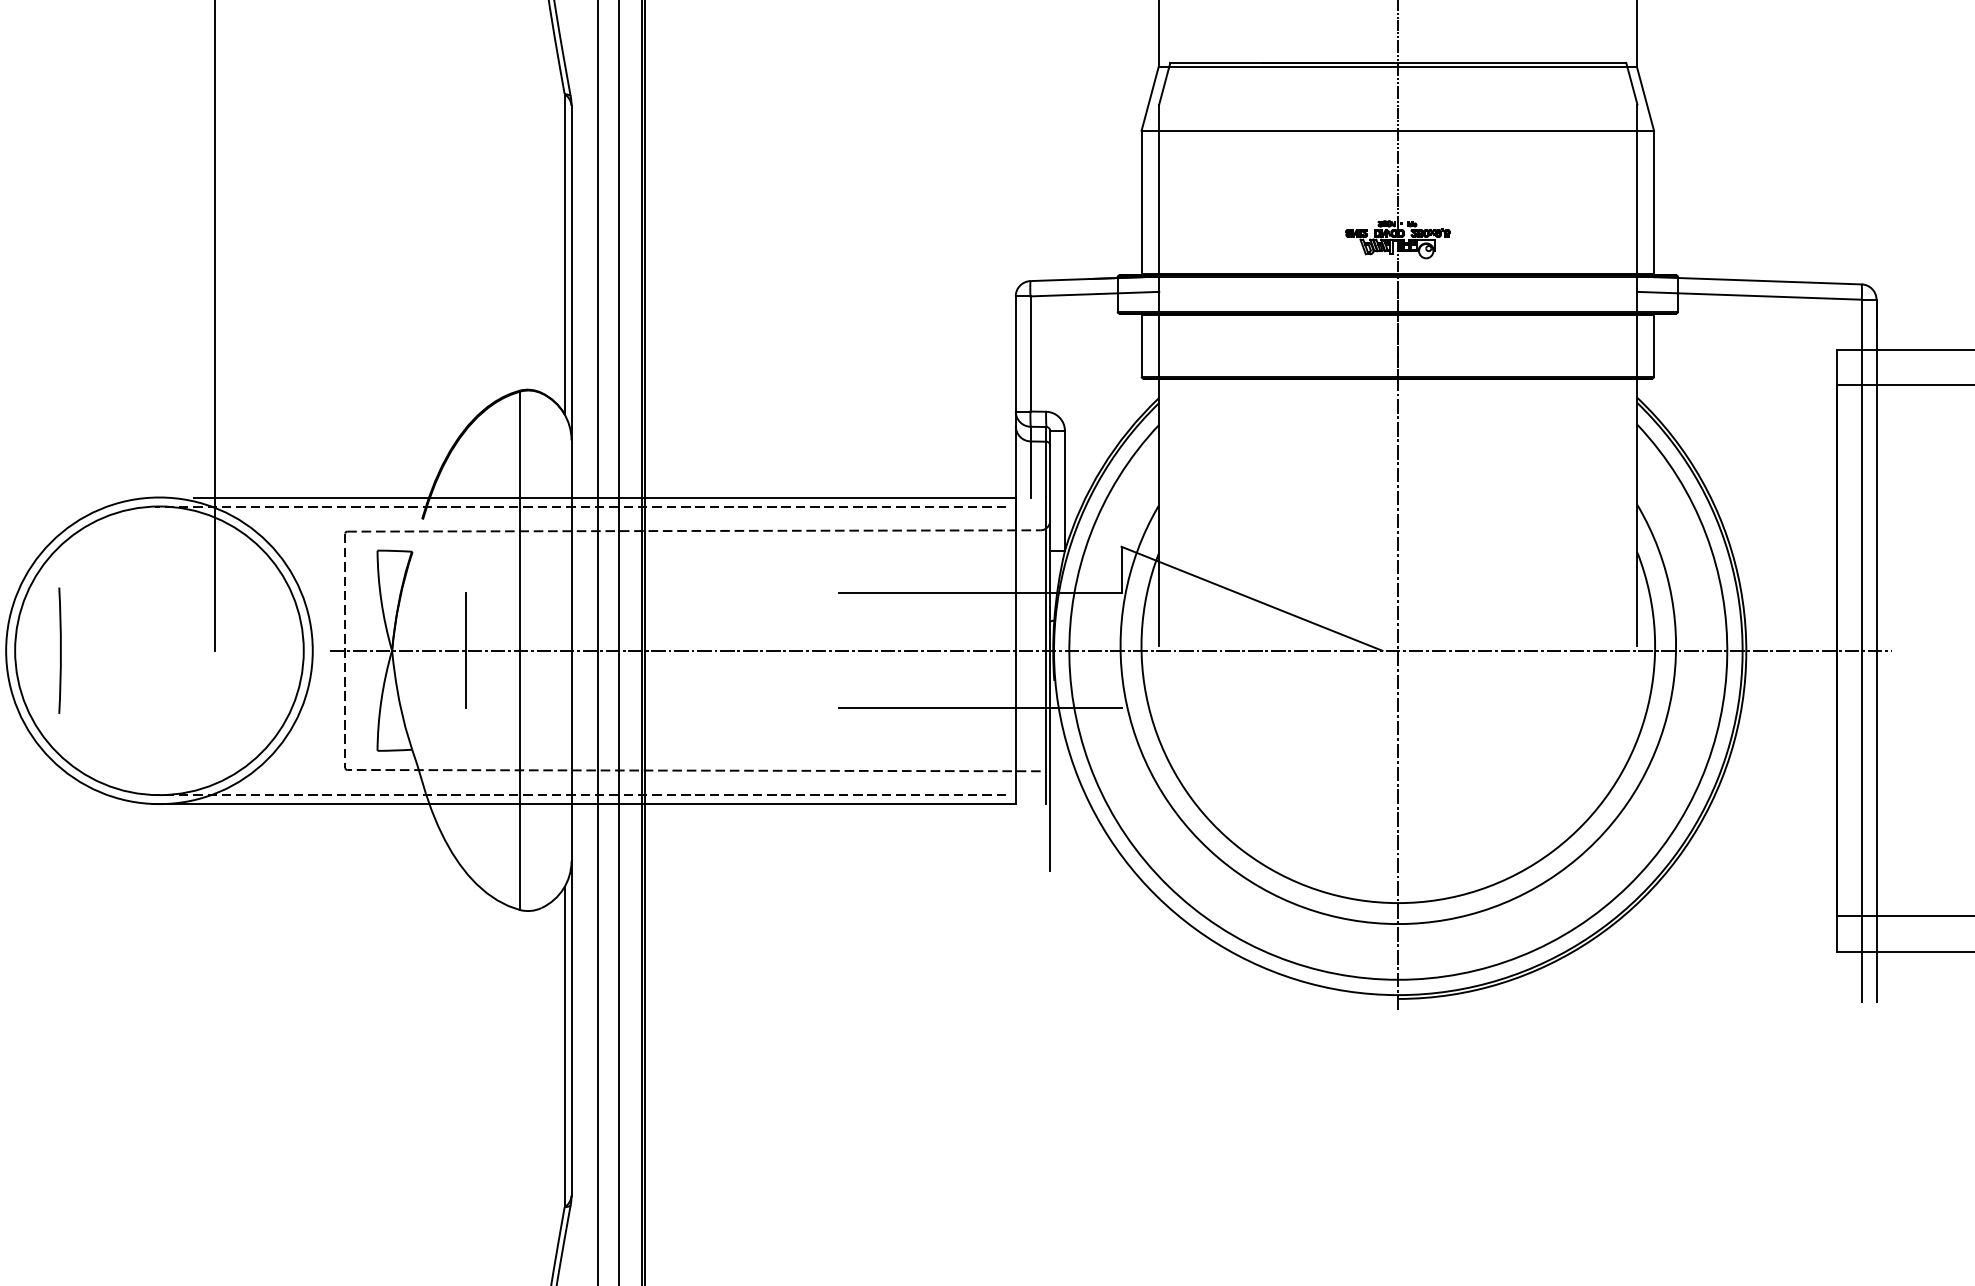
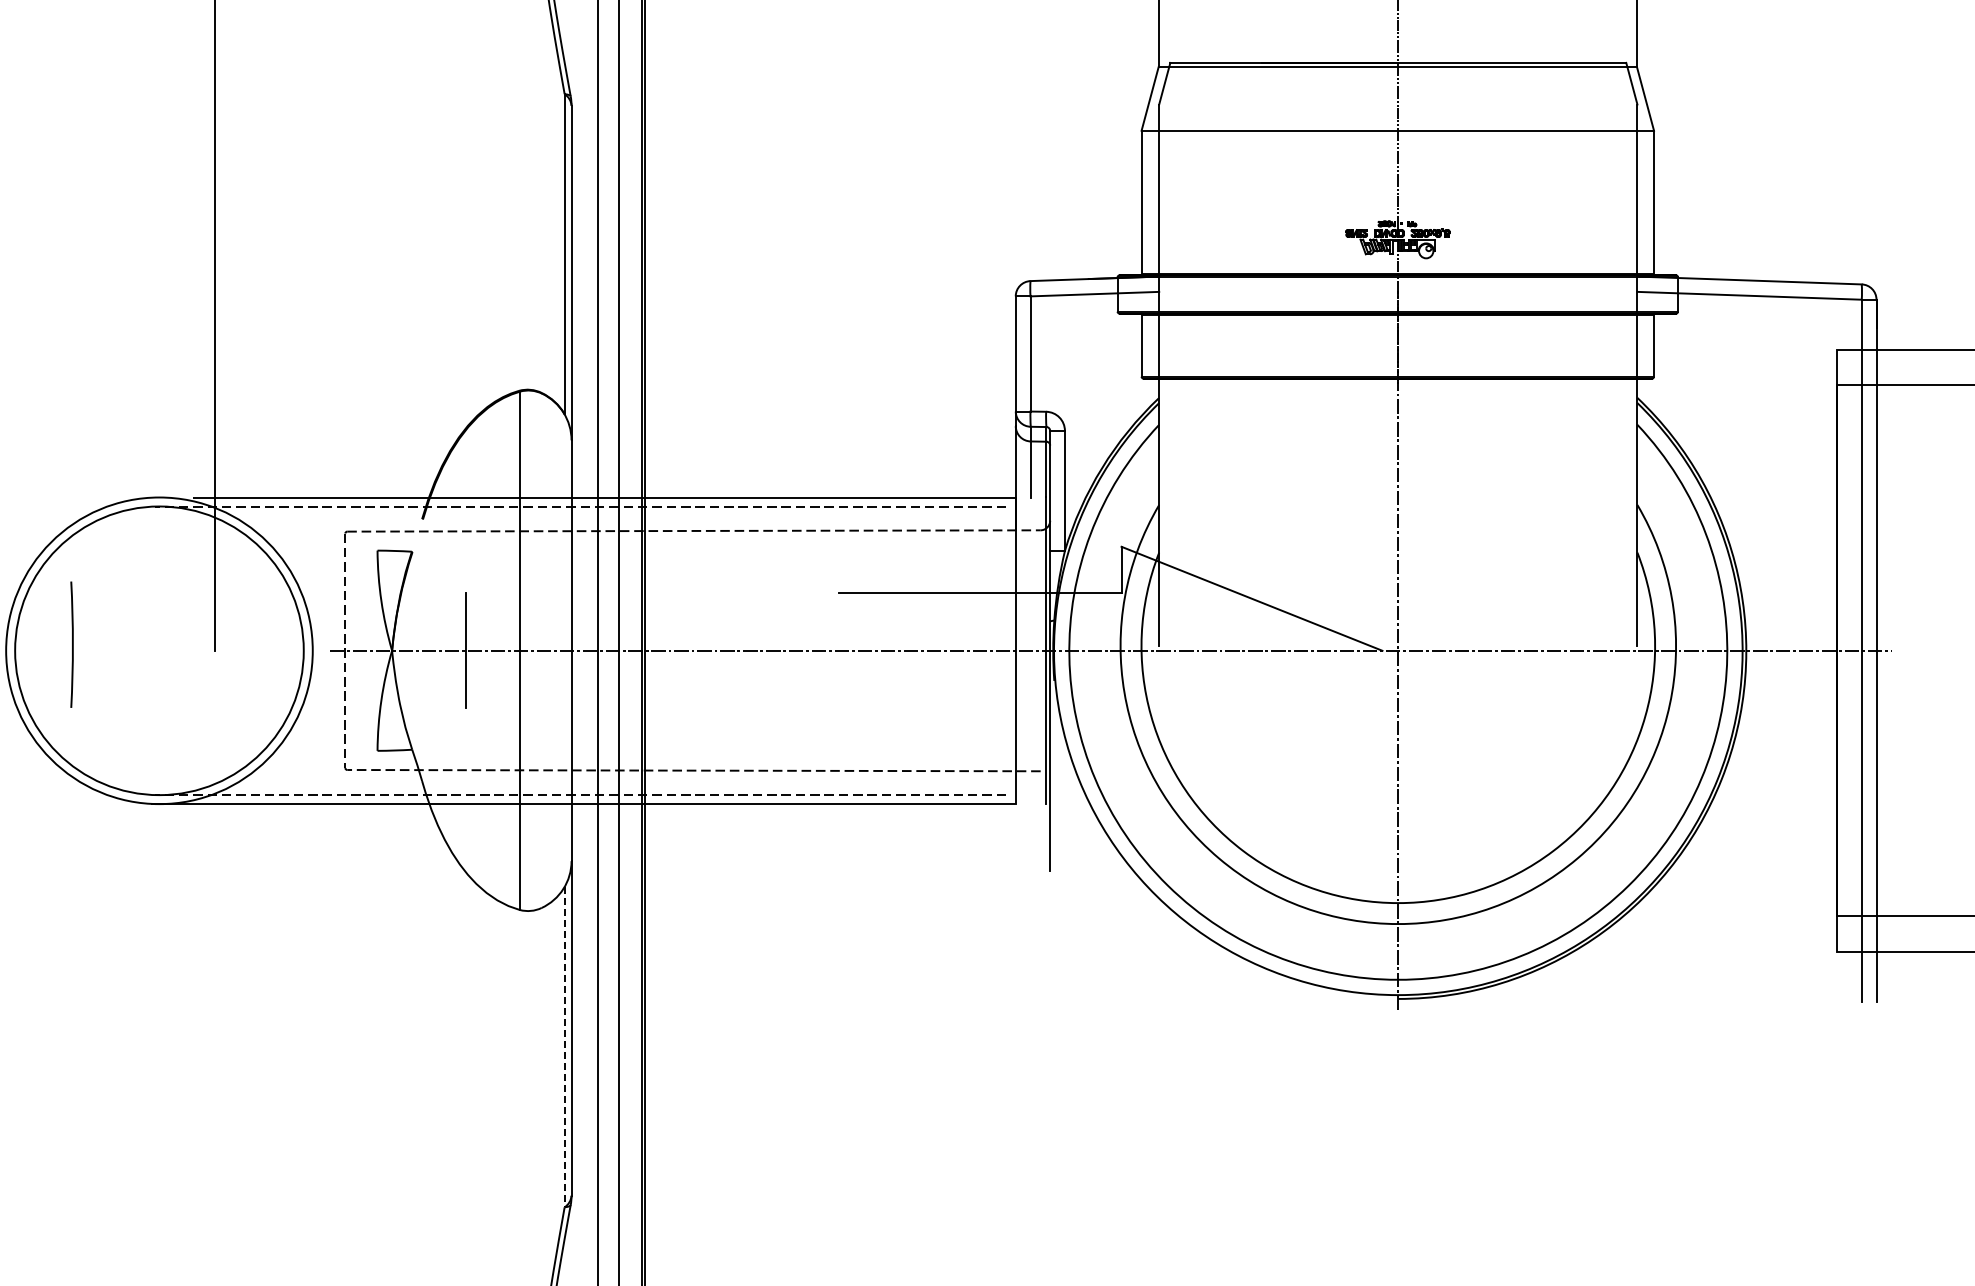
line position: (60, 650) -> (72, 644) (72, 644)
line: present -> none (979, 708)
line: solid -> dashed (564, 1047)
